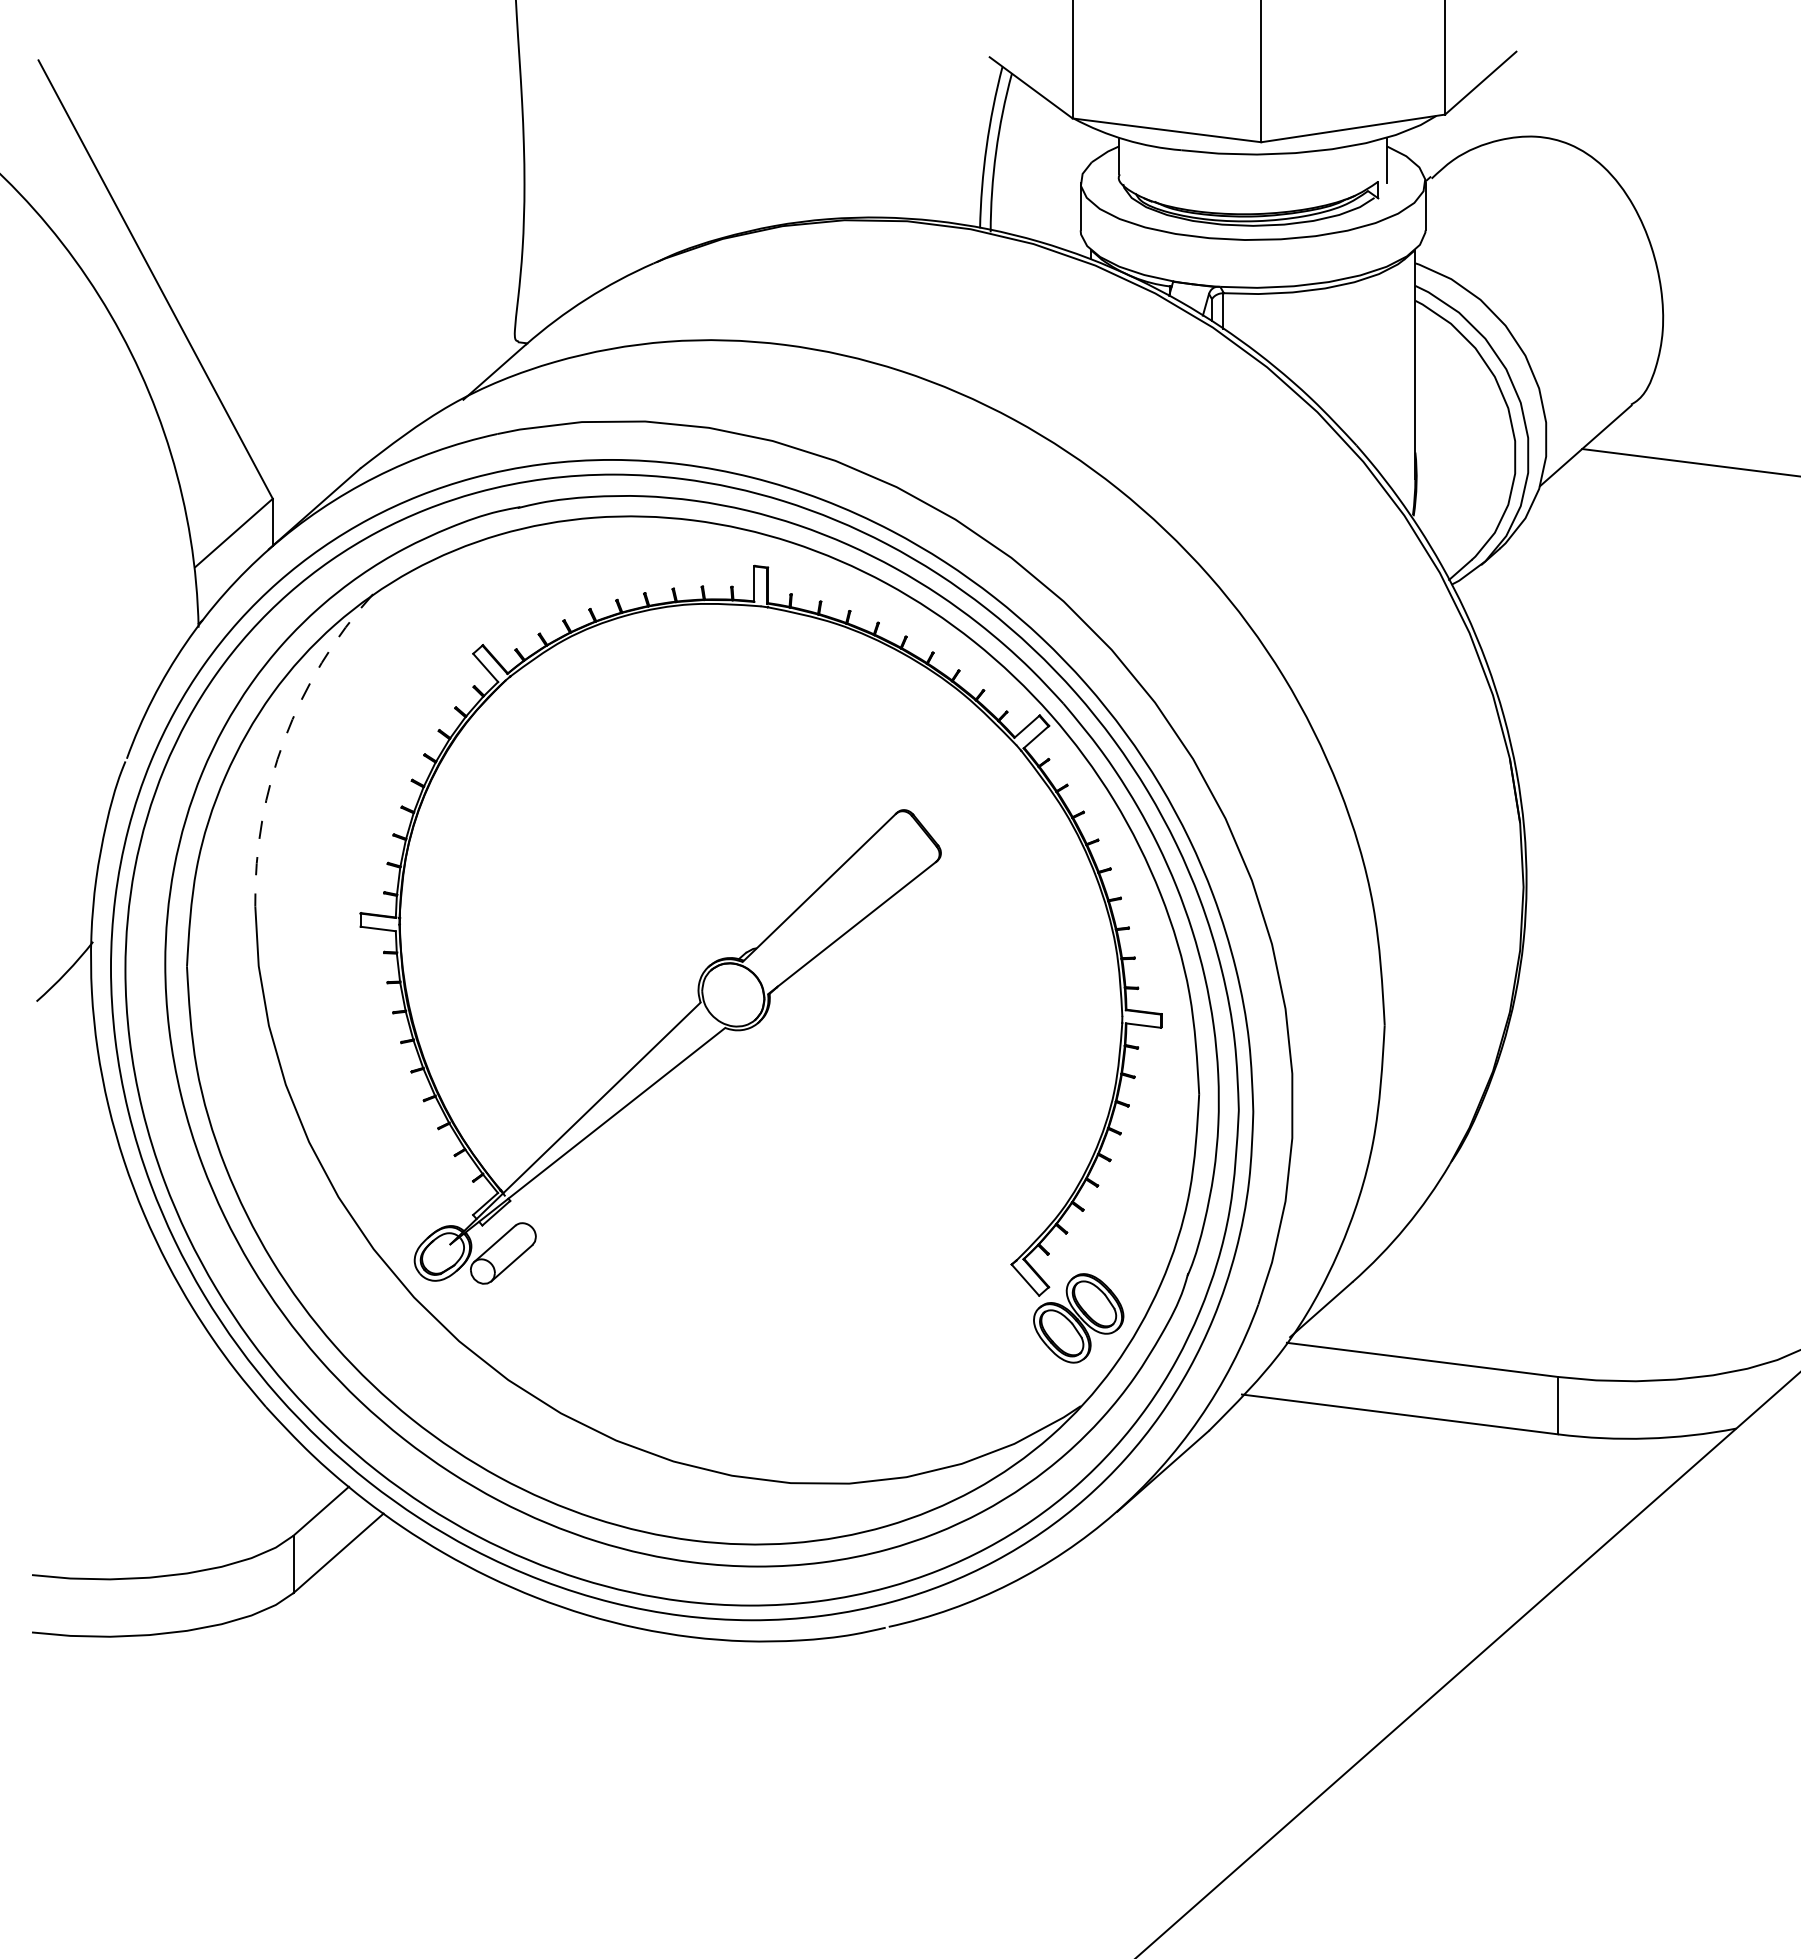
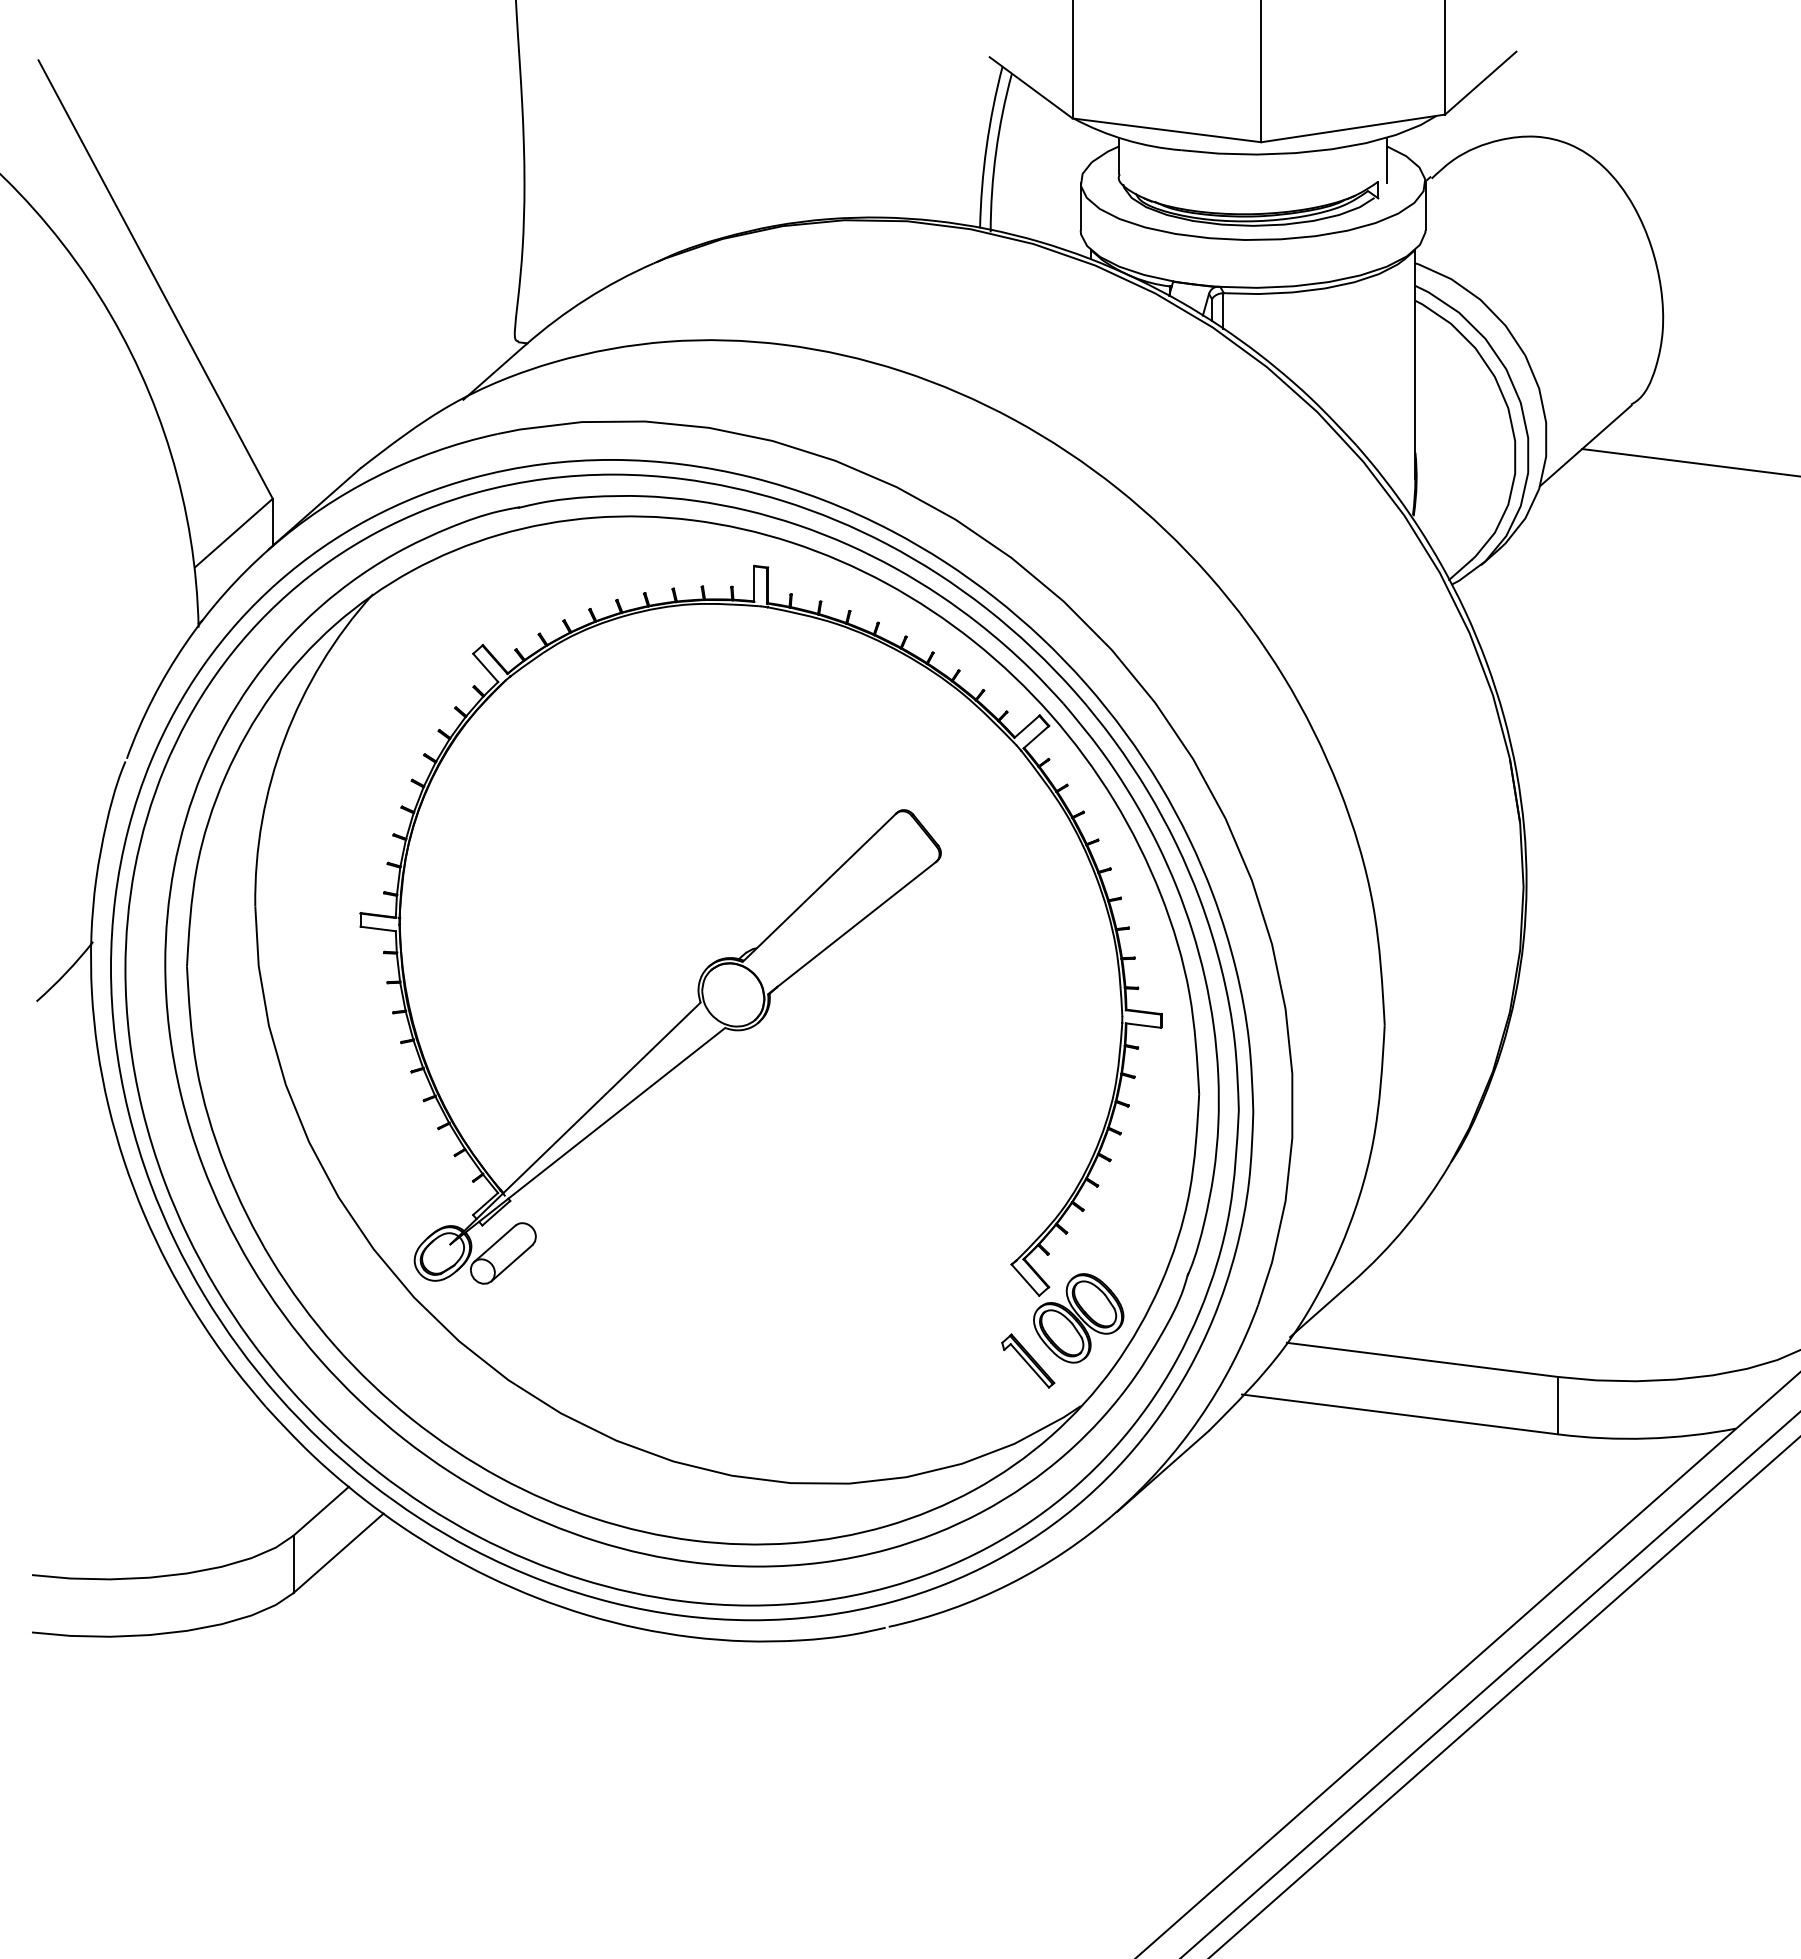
arc: dashed -> solid (284, 739)
part: none -> present (1028, 1360)
line: none -> present (1490, 1684)
line: none -> present (1504, 1697)
